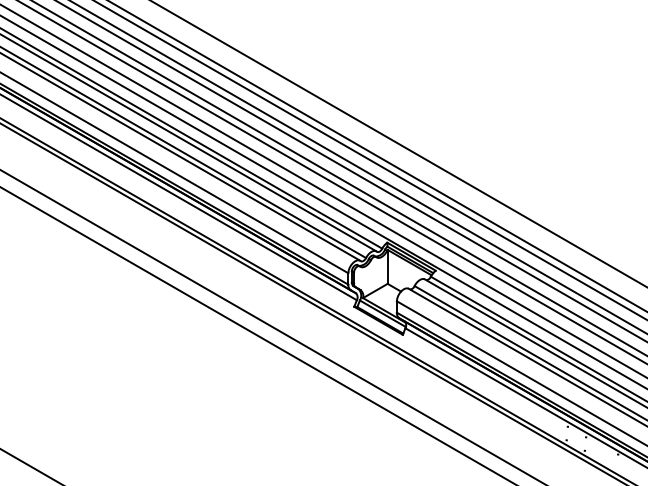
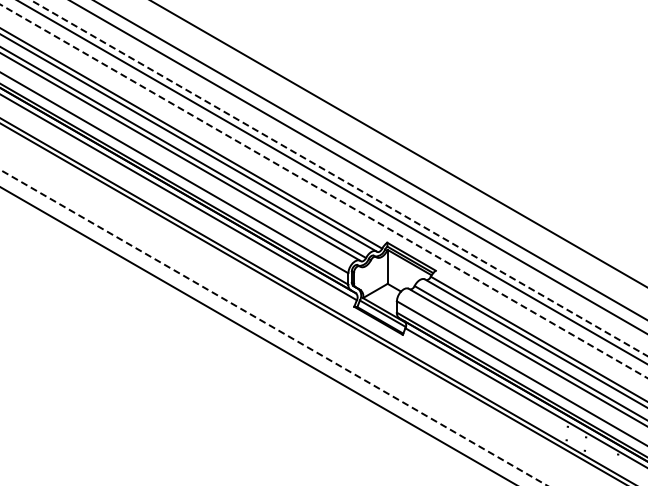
line: present -> none (377, 156)
line: present -> none (351, 171)
line: solid -> dashed (338, 177)
line: solid -> dashed (324, 191)
line: present -> none (323, 201)
line: solid -> dashed (273, 327)
line: present -> none (30, 466)
